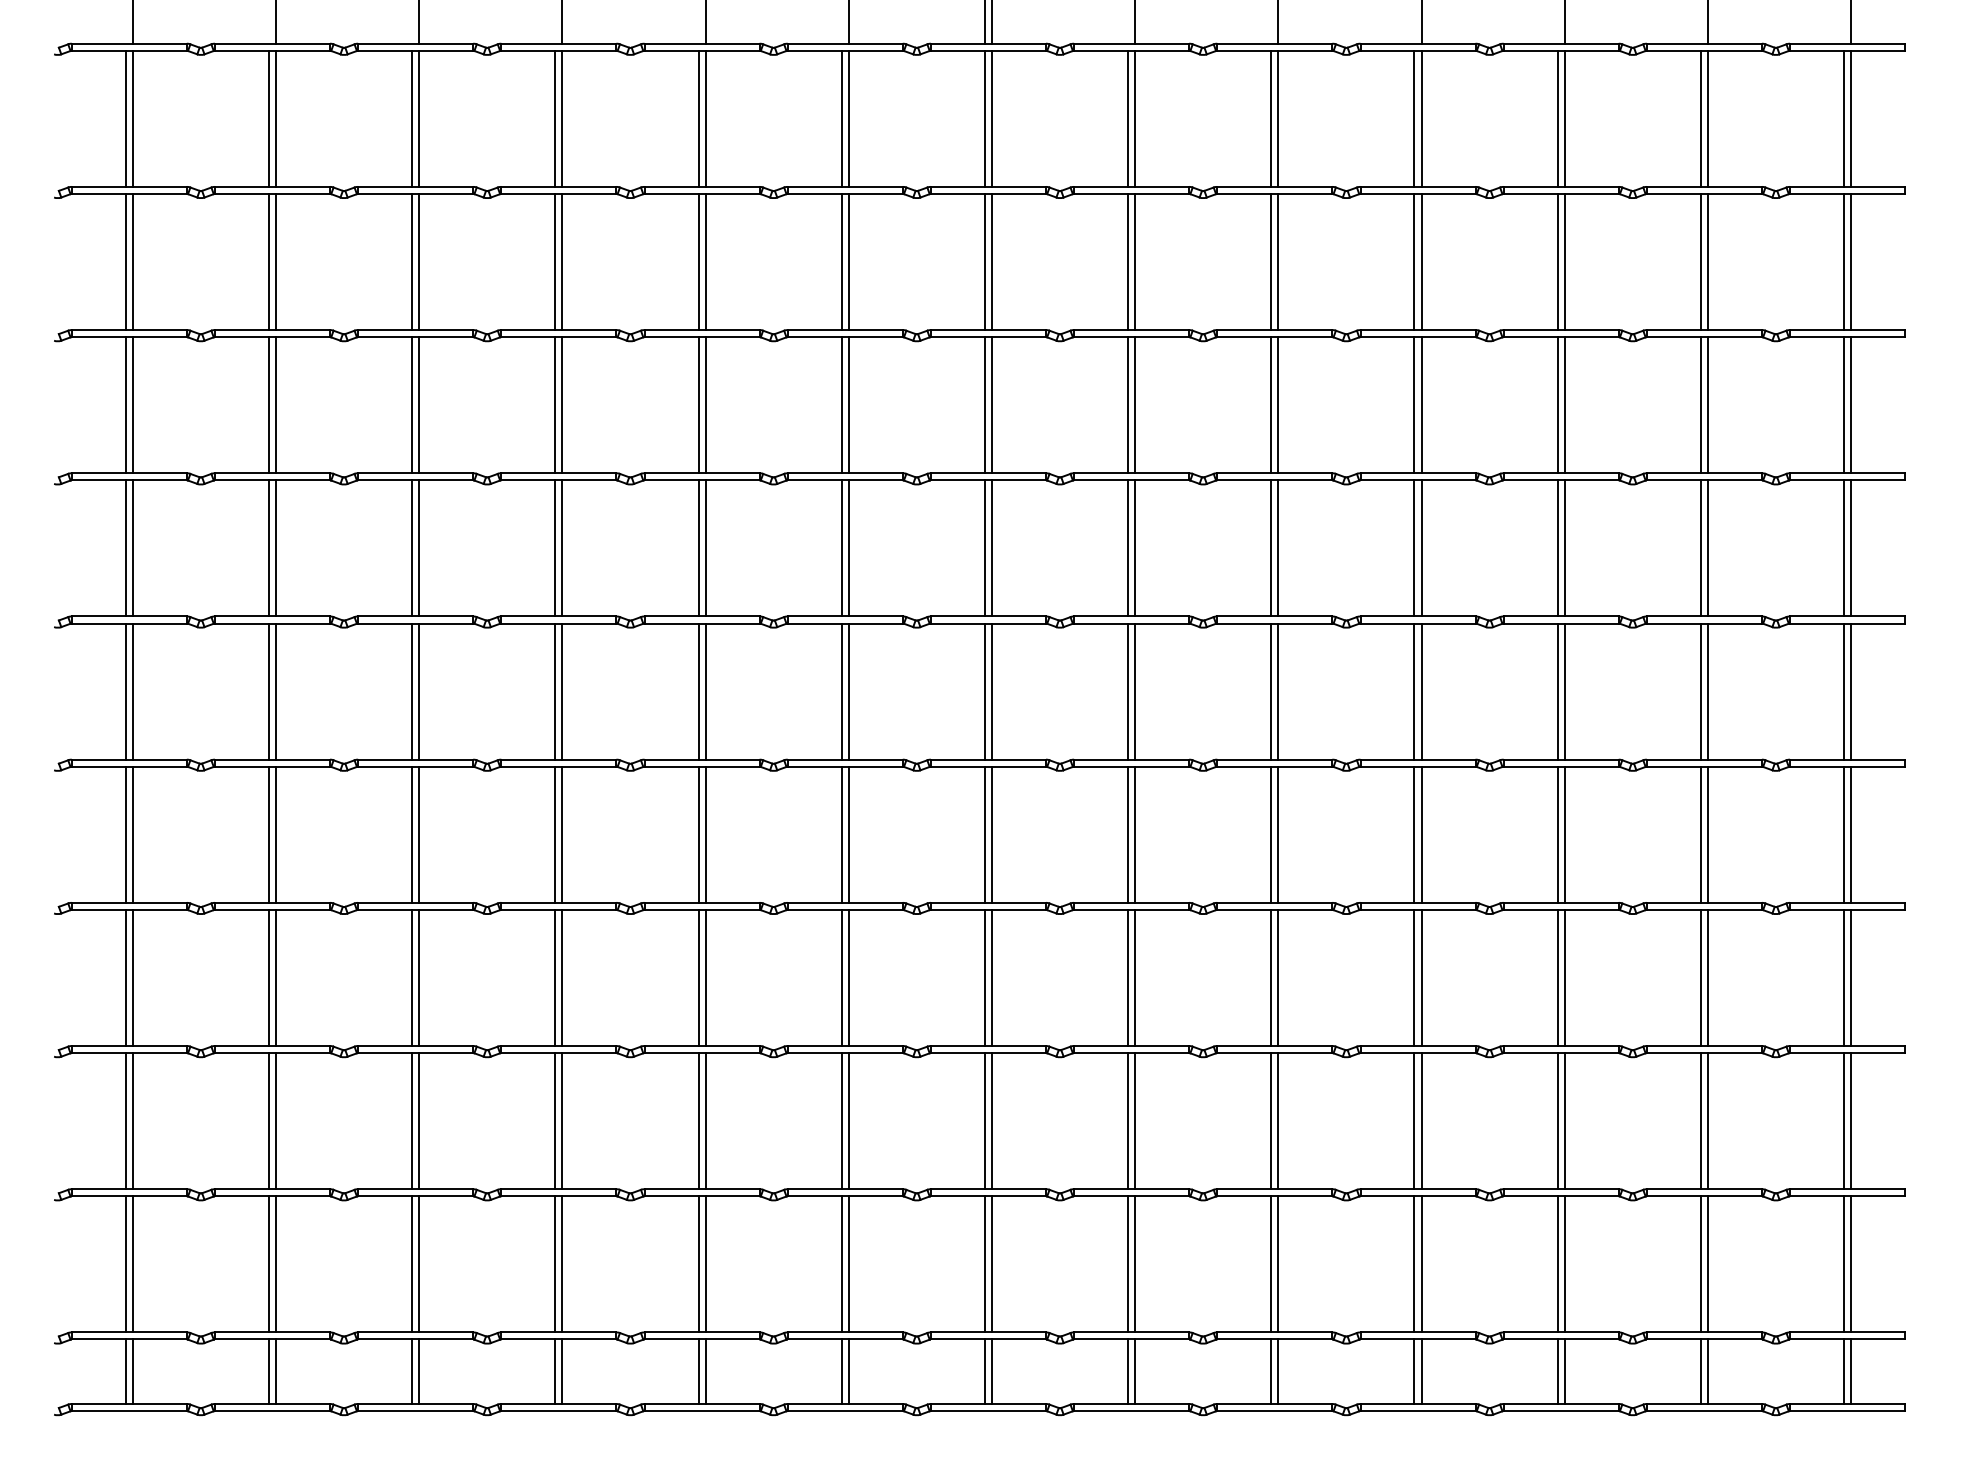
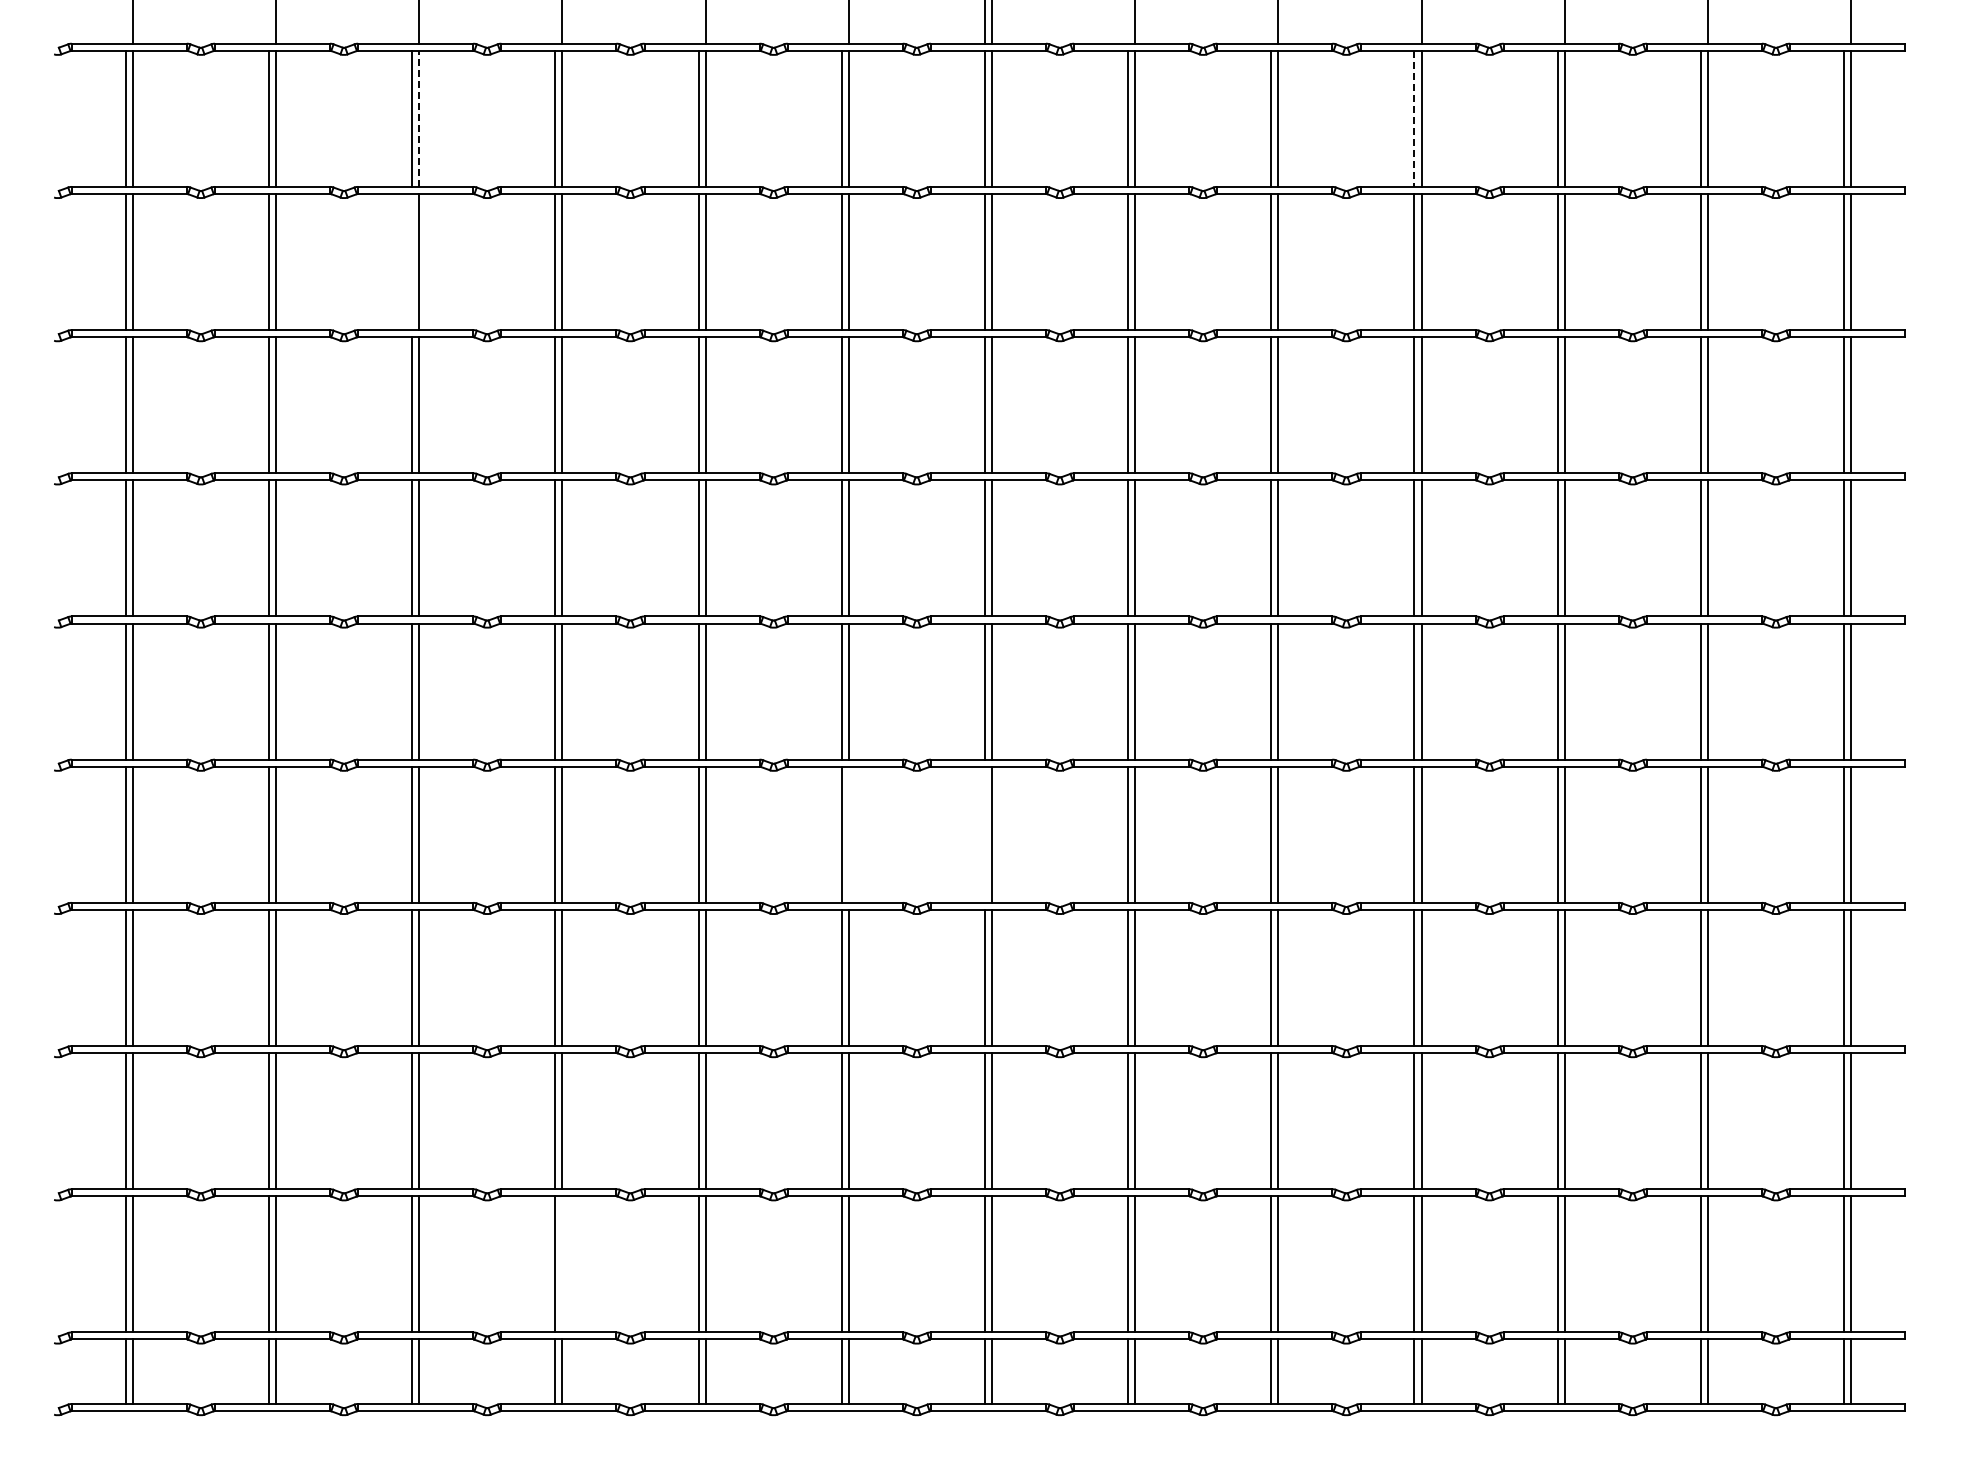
line: solid -> dashed (419, 118)
line: solid -> dashed (1414, 119)
line: present -> none (412, 261)
line: present -> none (848, 834)
line: present -> none (984, 834)
line: present -> none (562, 1264)
